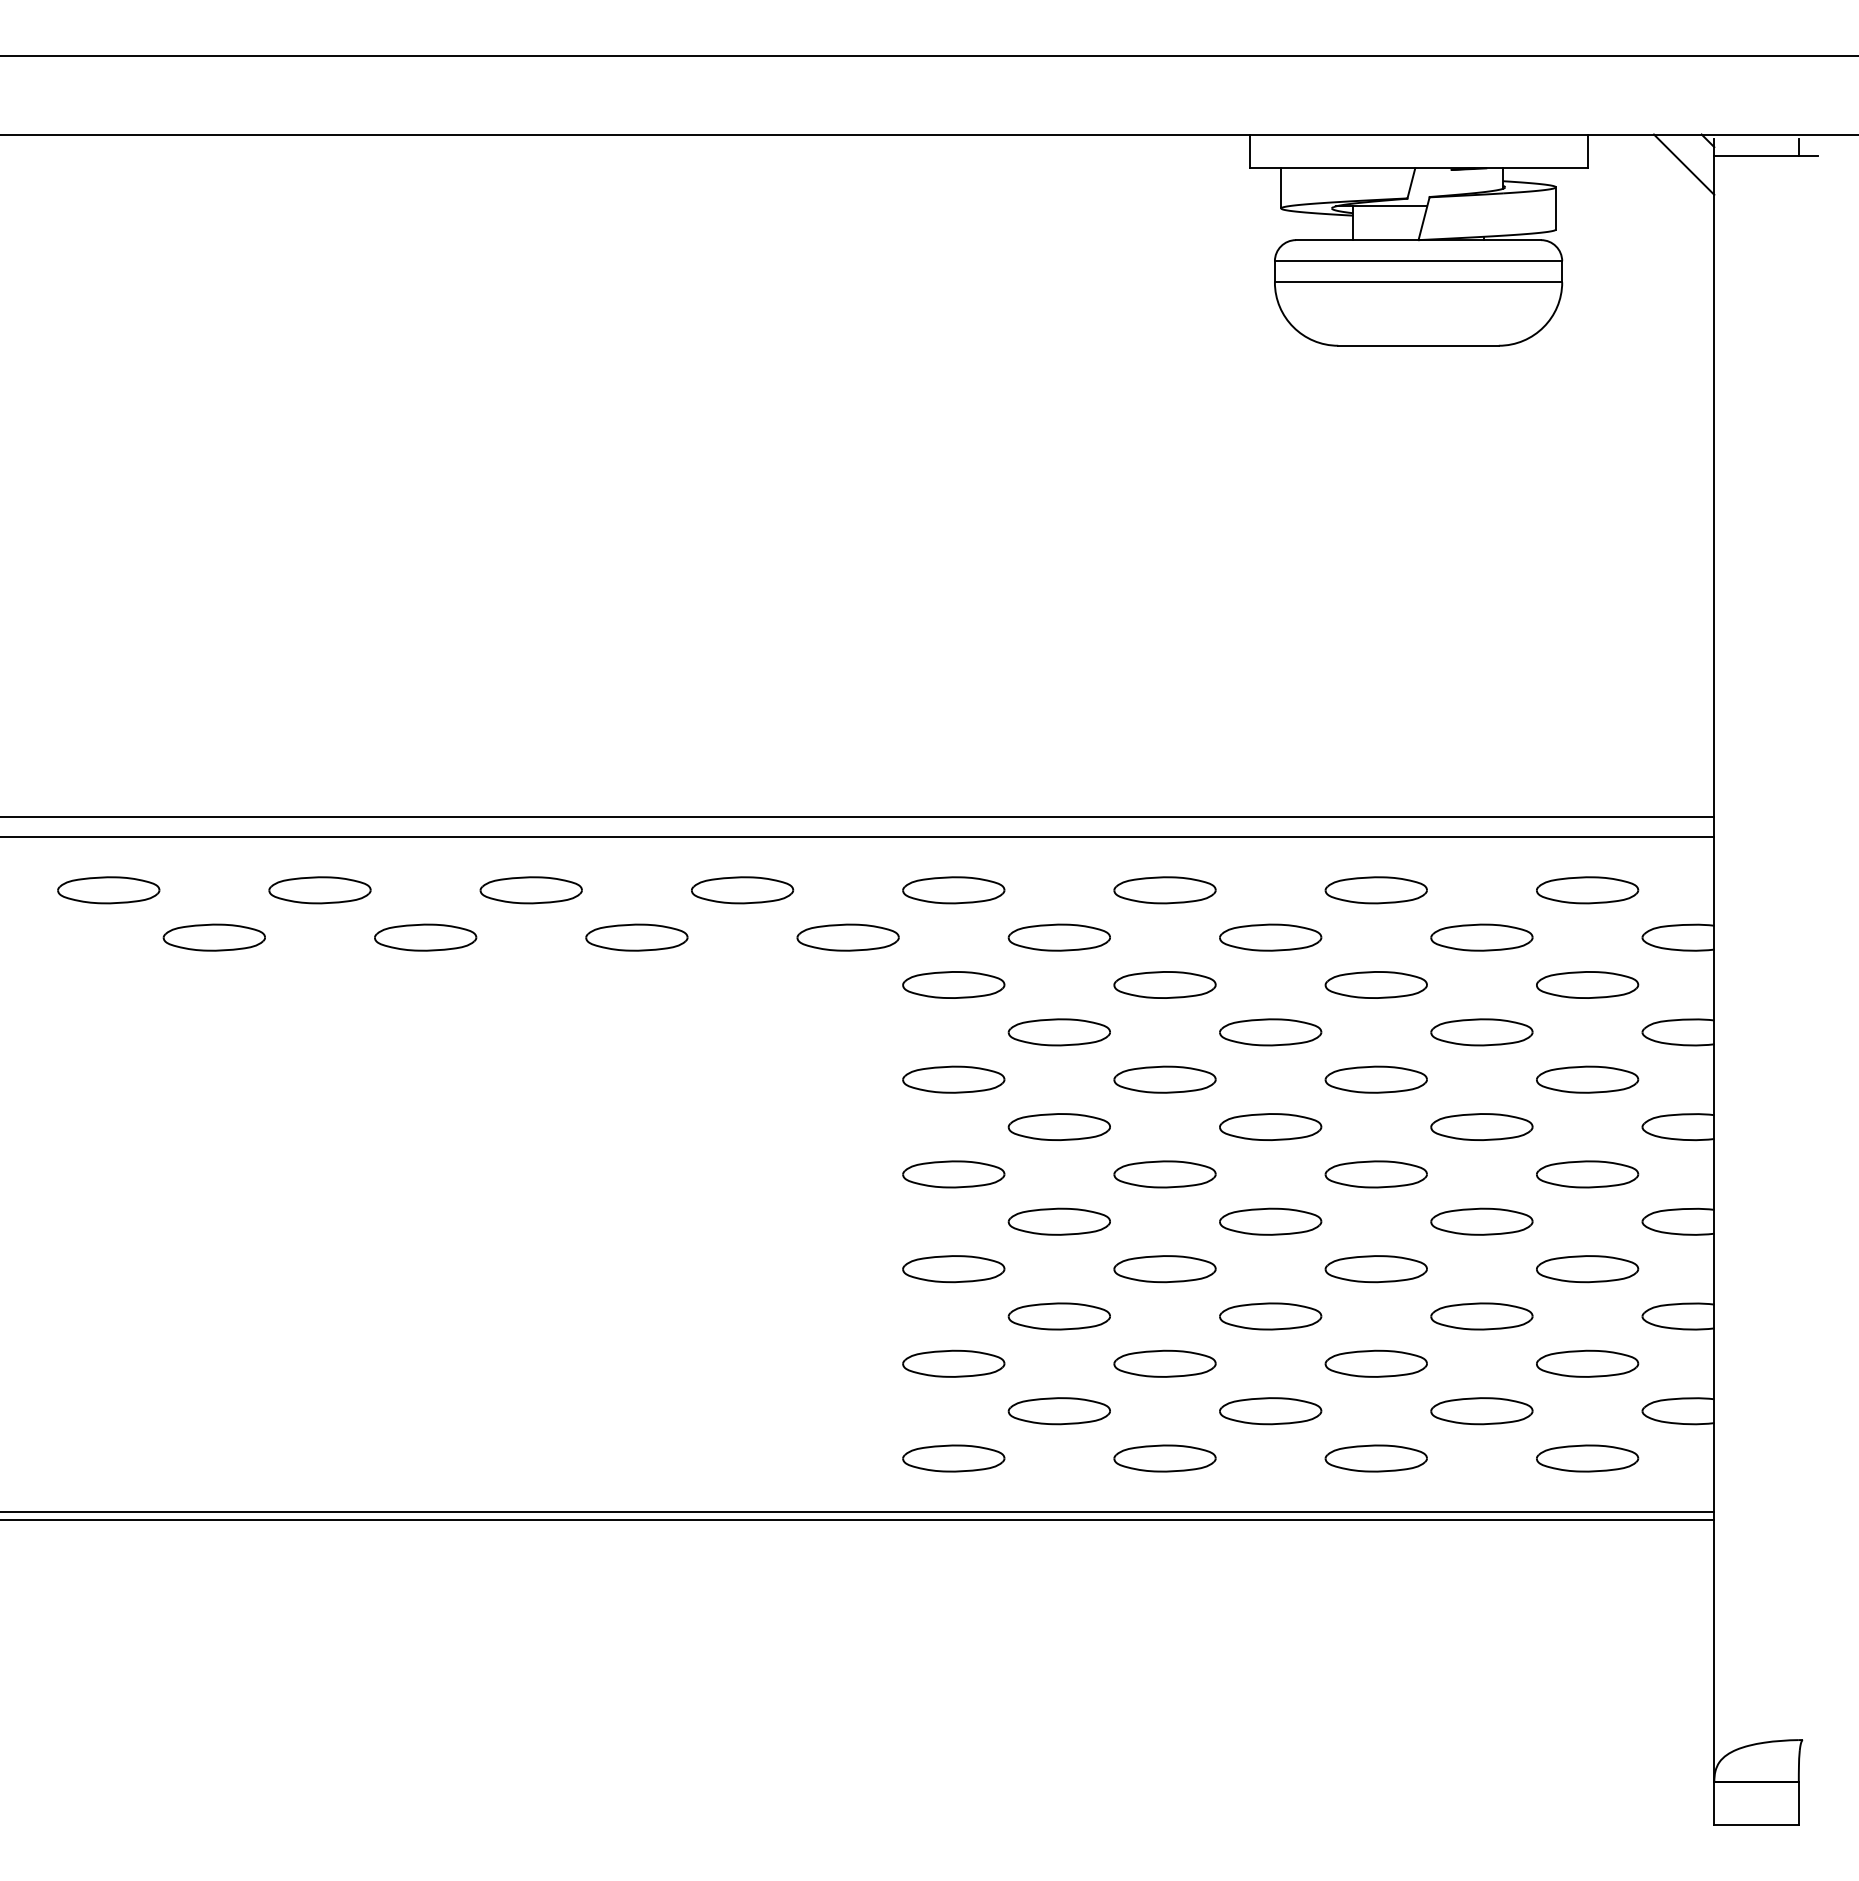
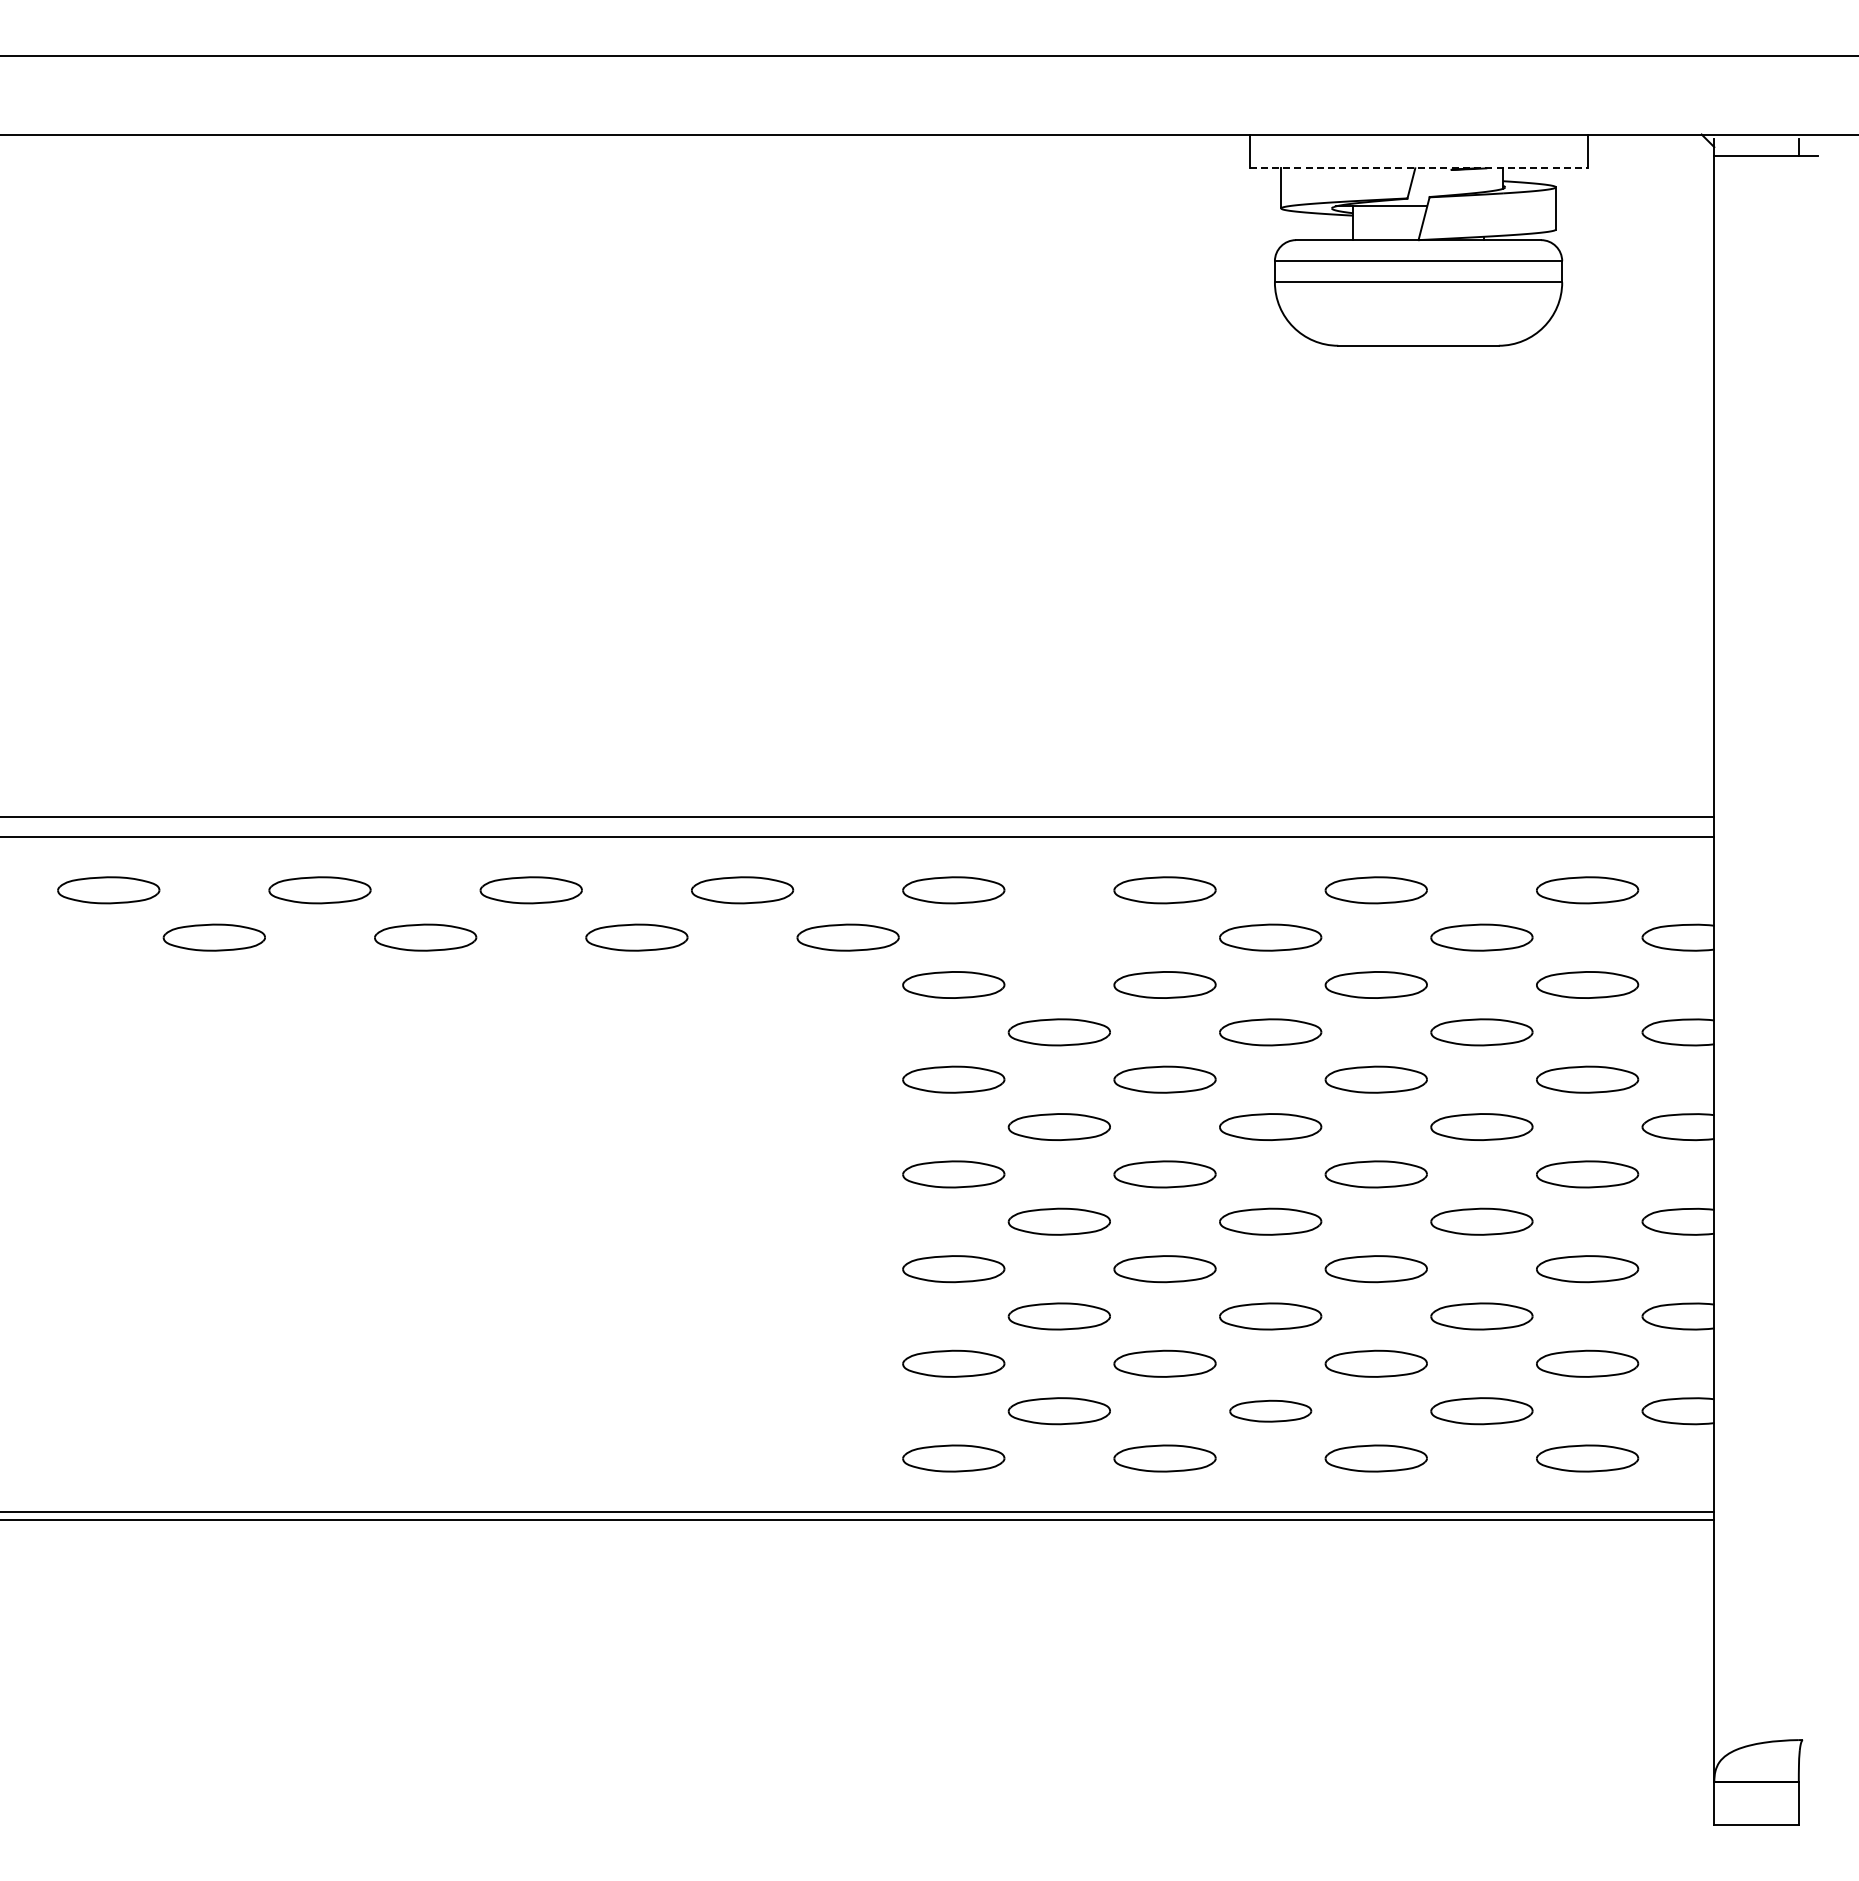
line: present -> none (1683, 164)
line: solid -> dashed (1419, 168)
part: present -> none (1058, 937)
part size: 104x29 px -> 84x24 px (1270, 1410)
